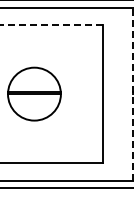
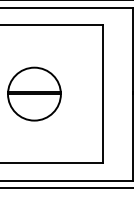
line: dashed -> solid (51, 25)
line: dashed -> solid (133, 94)
